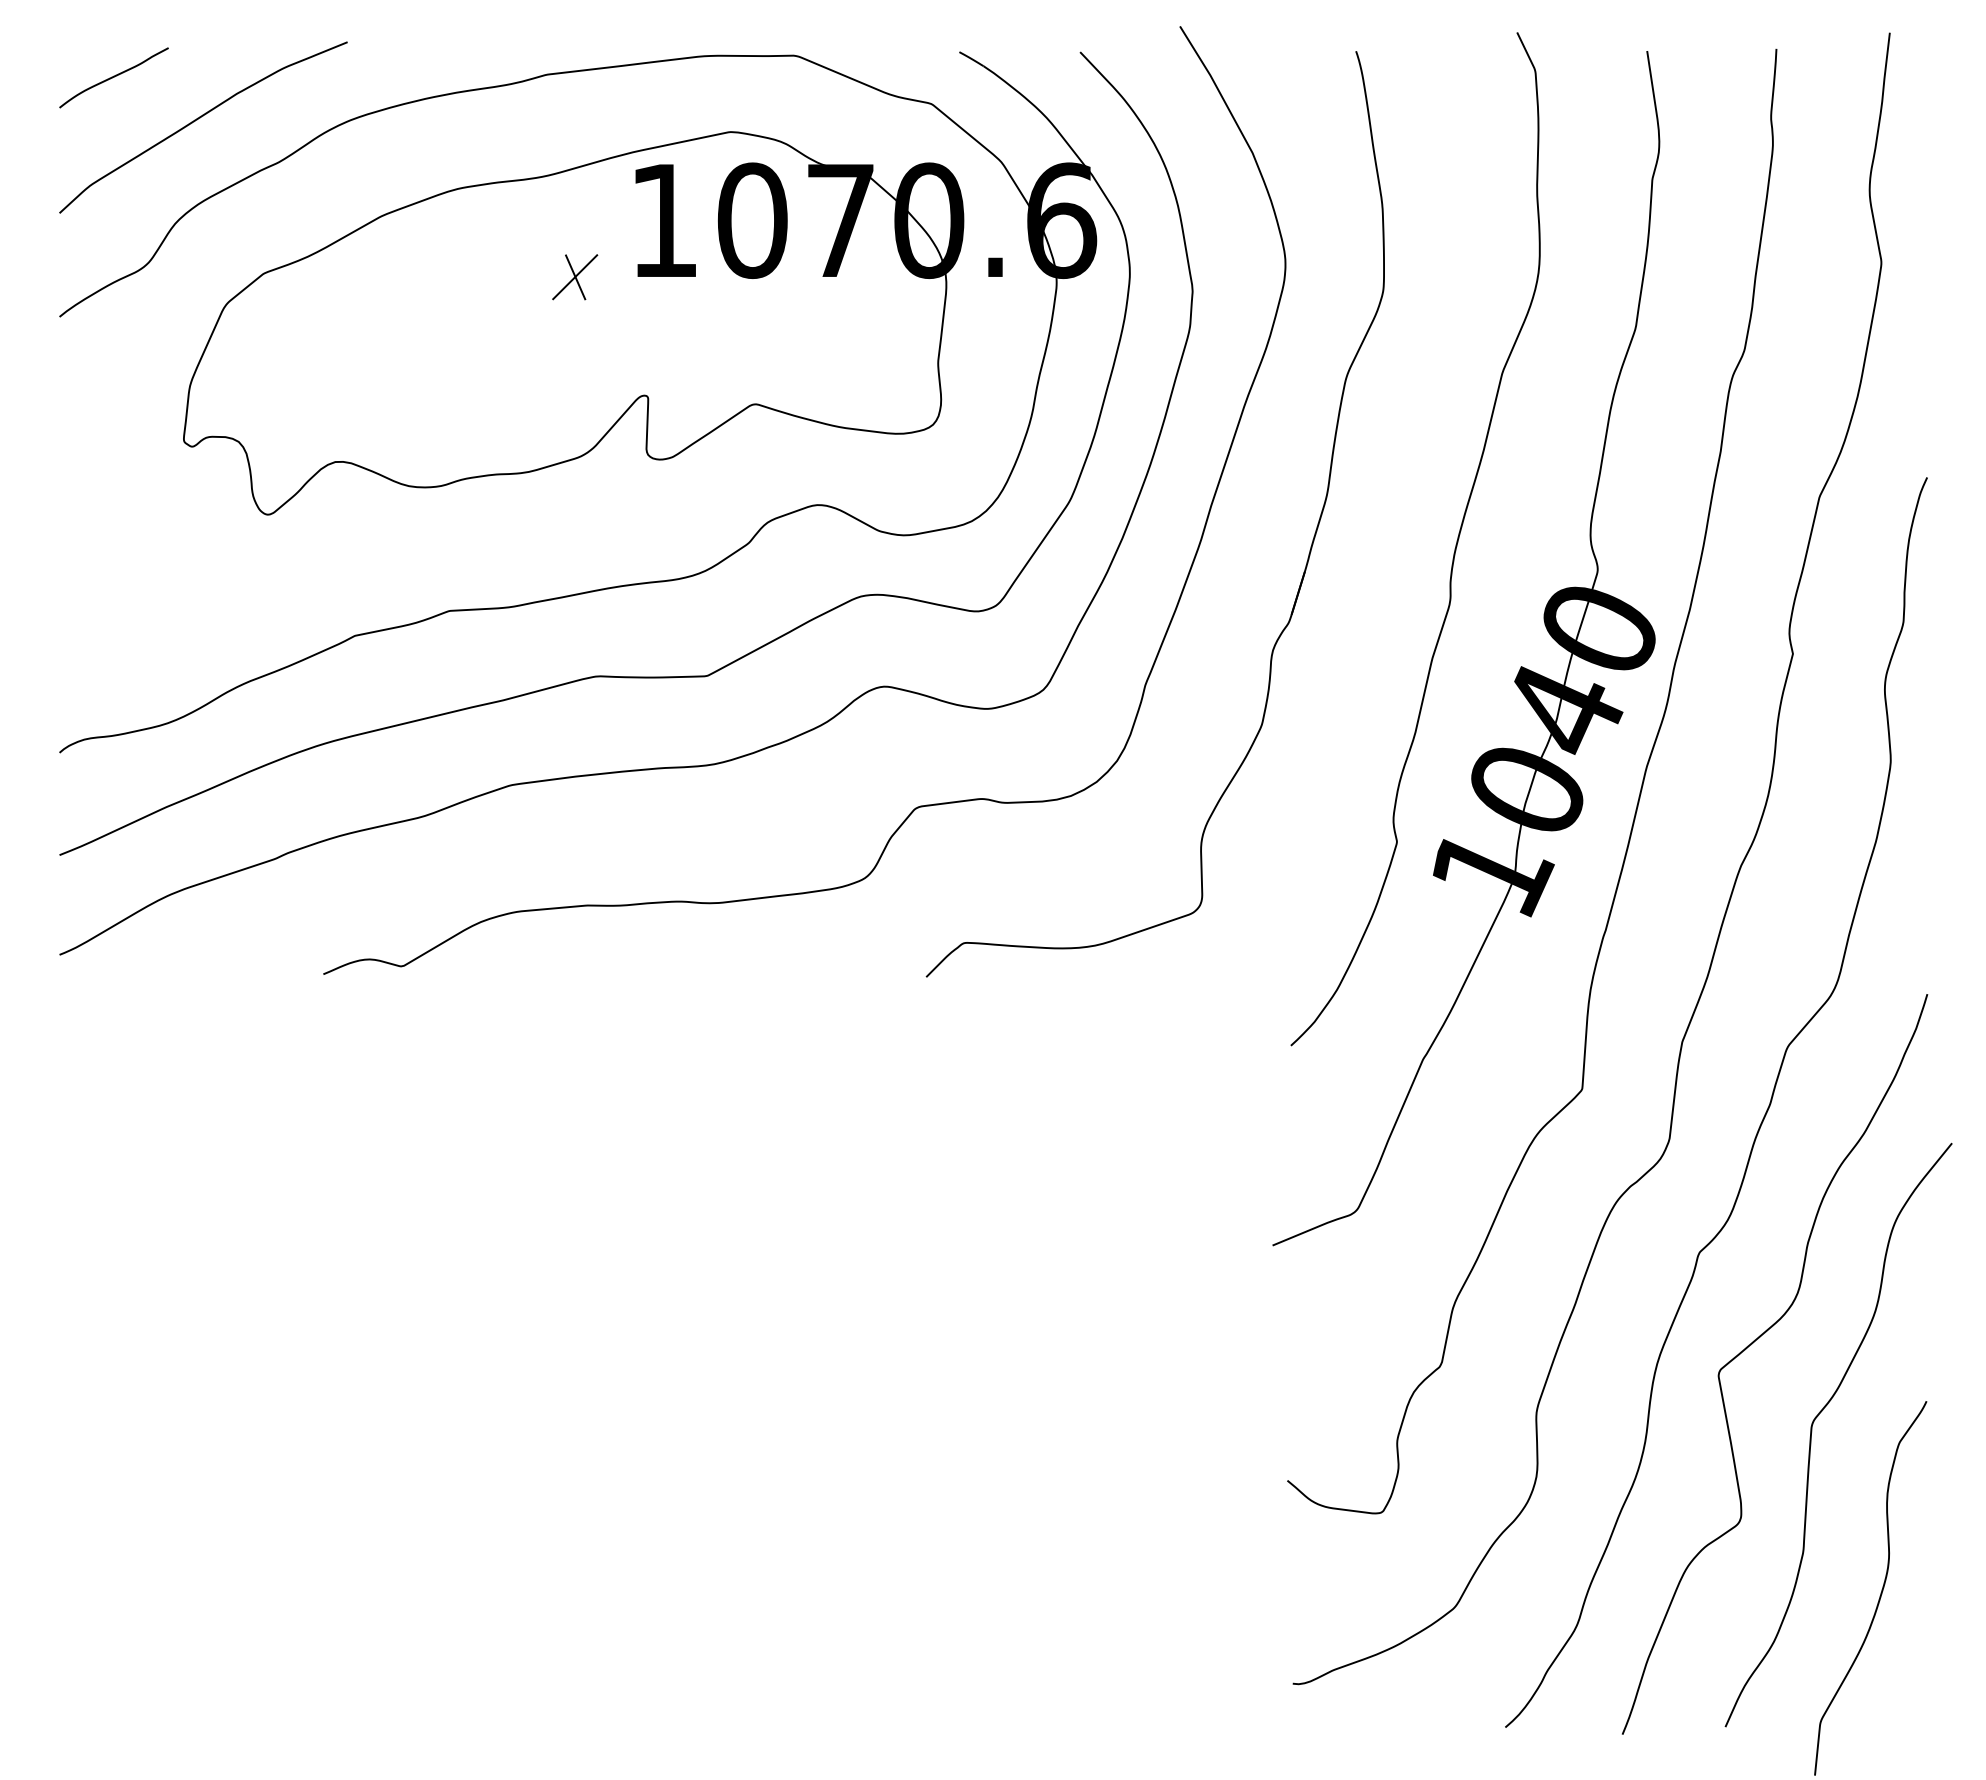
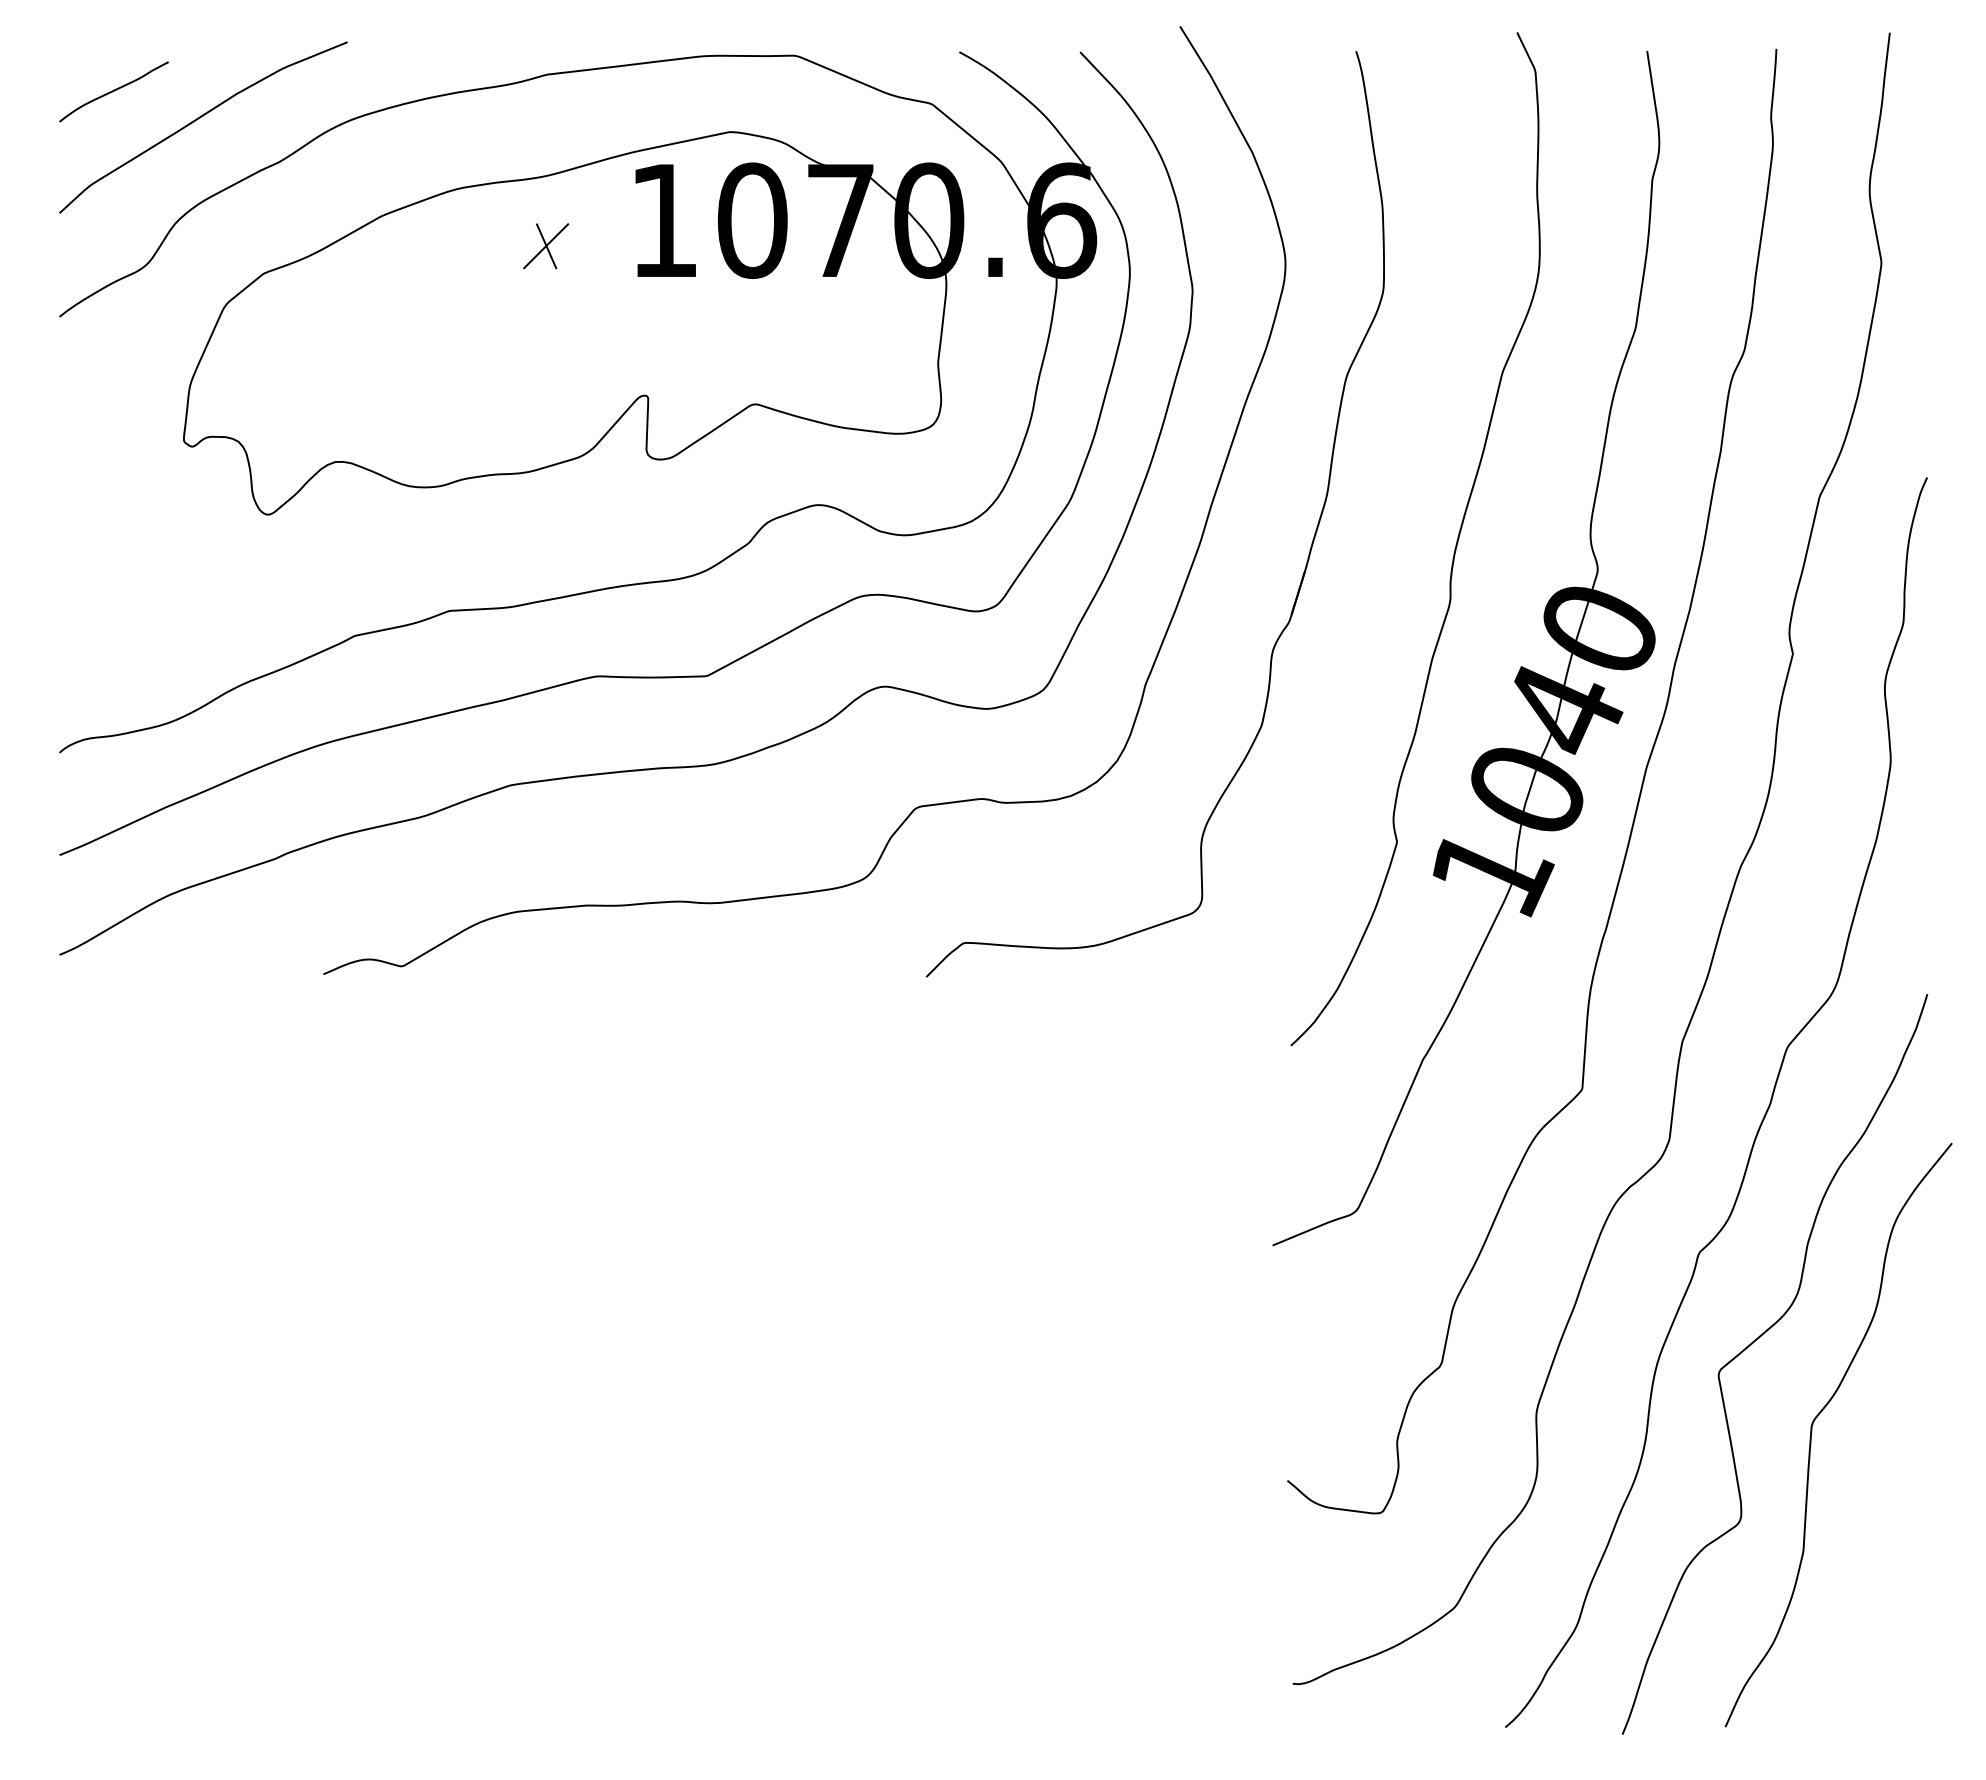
curve position: (113, 77) -> (113, 91) (113, 91)
part position: (575, 277) -> (546, 246) (546, 246)
curve: present -> none (1880, 1592)
